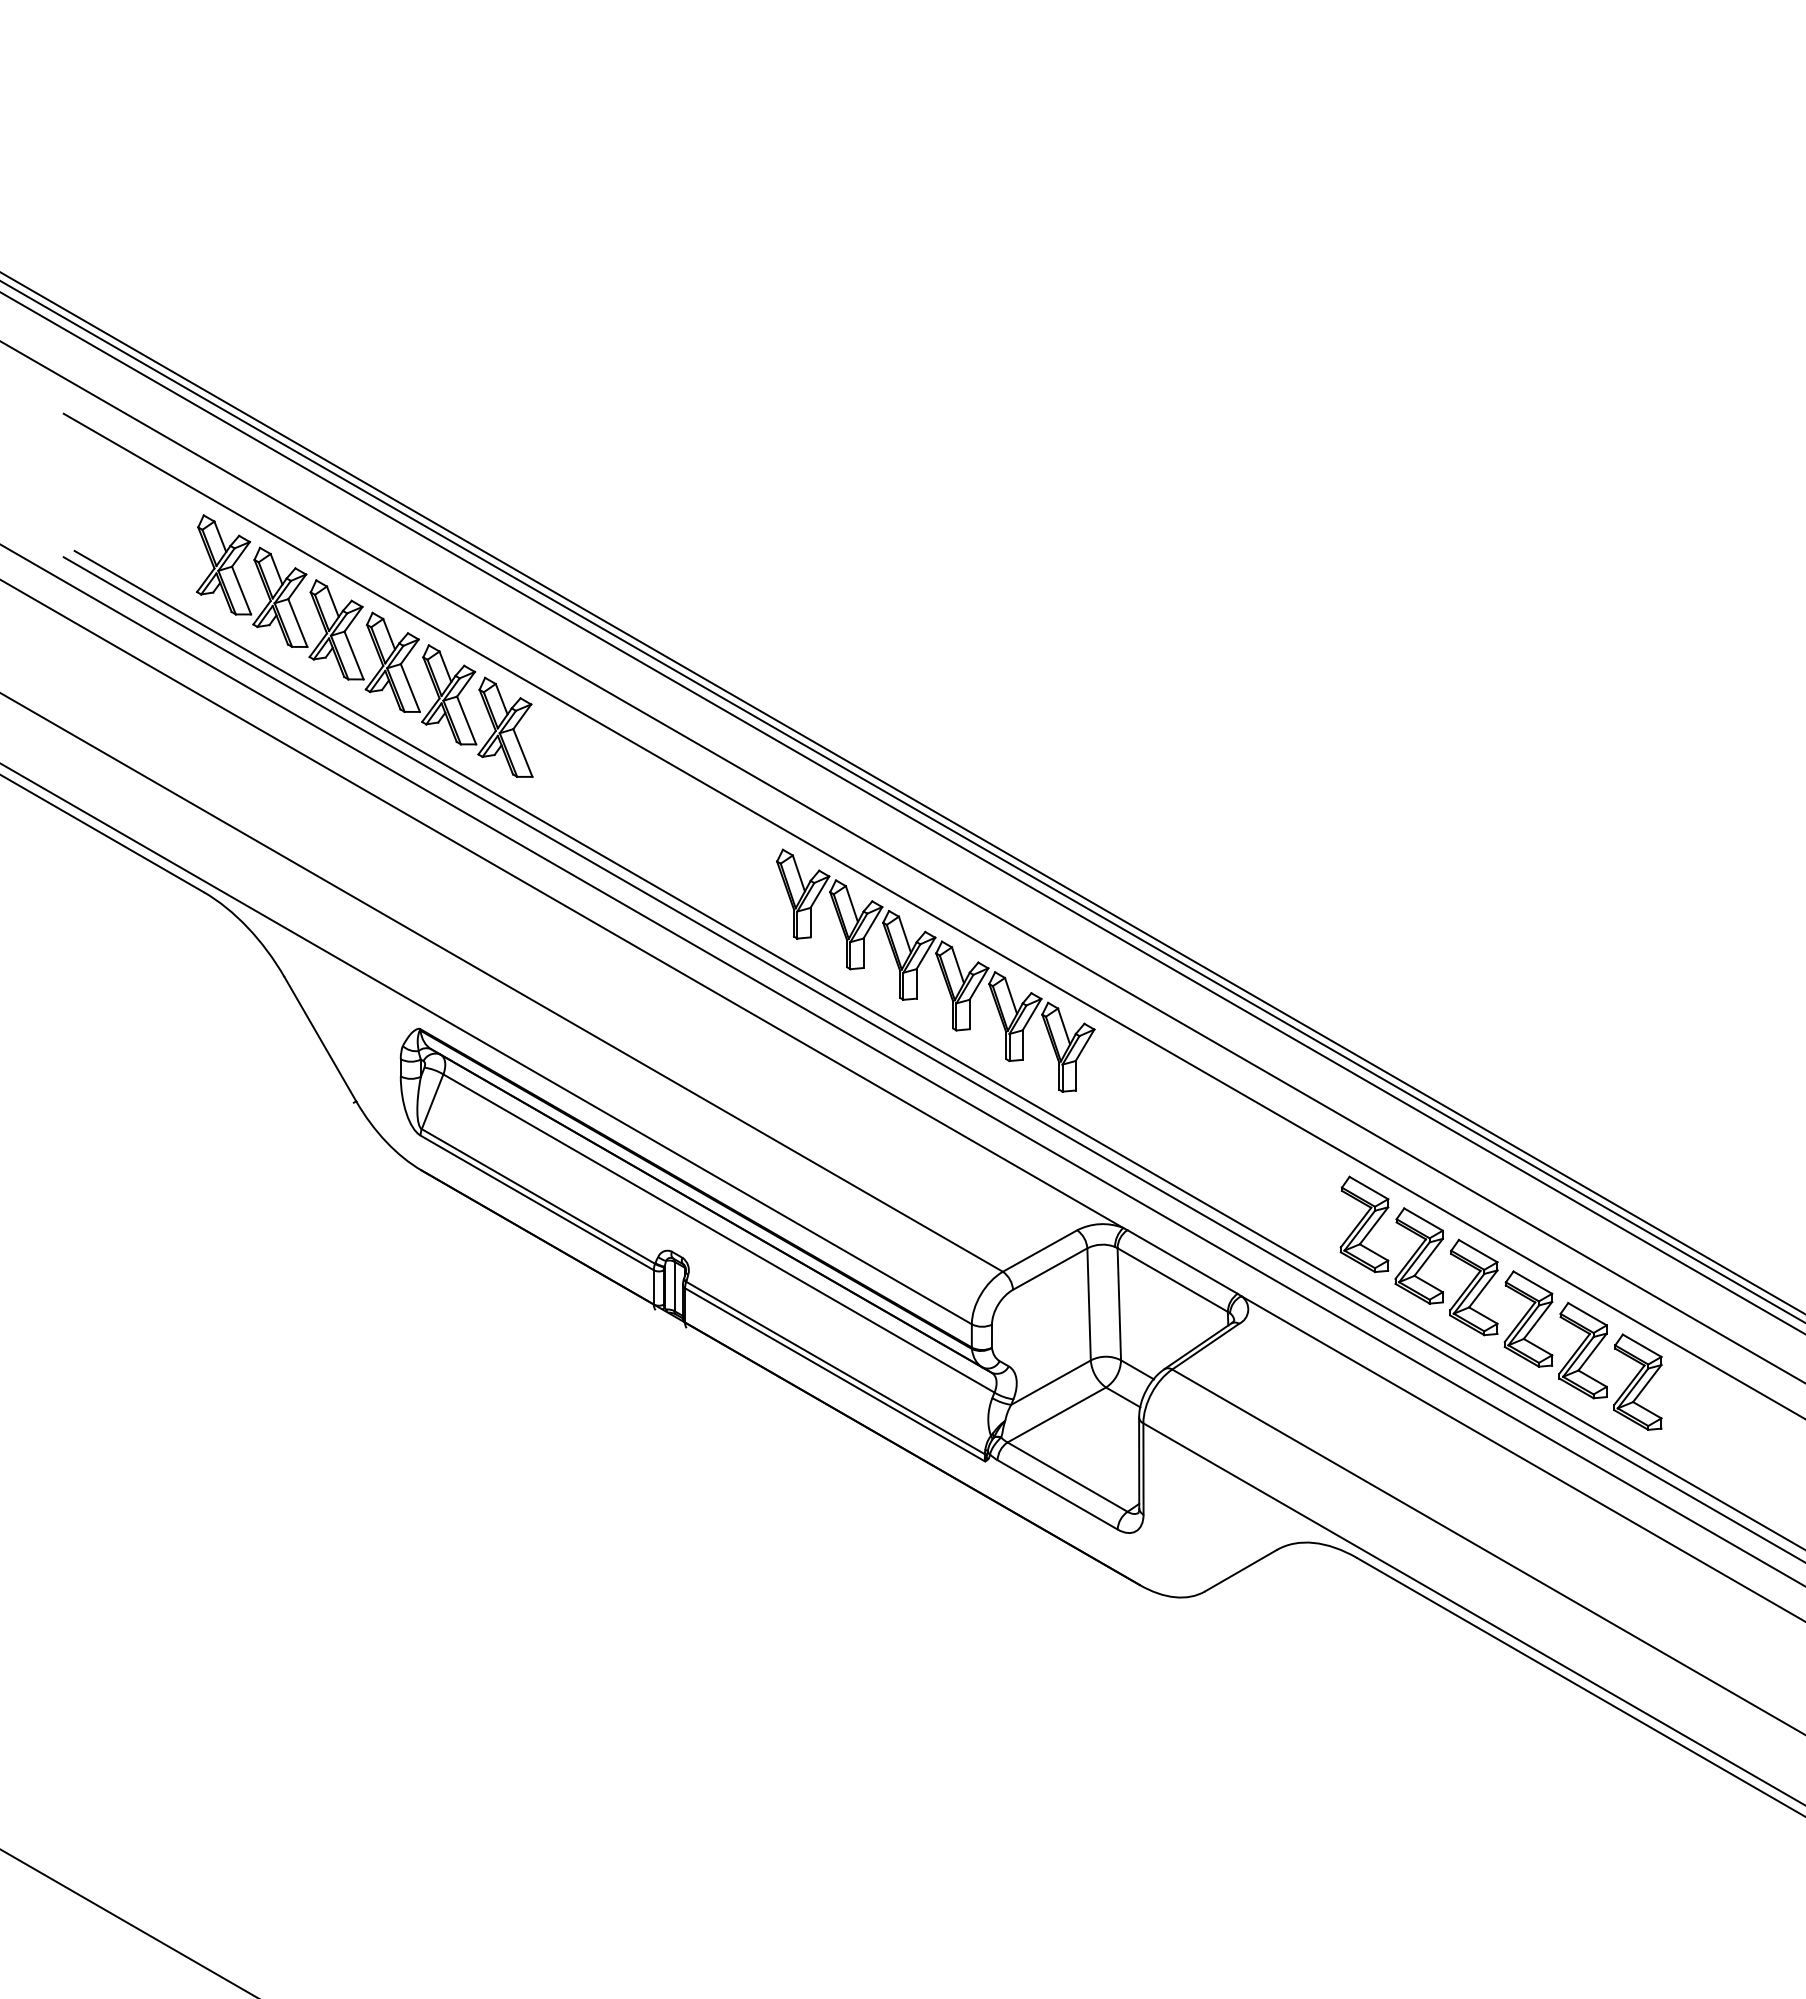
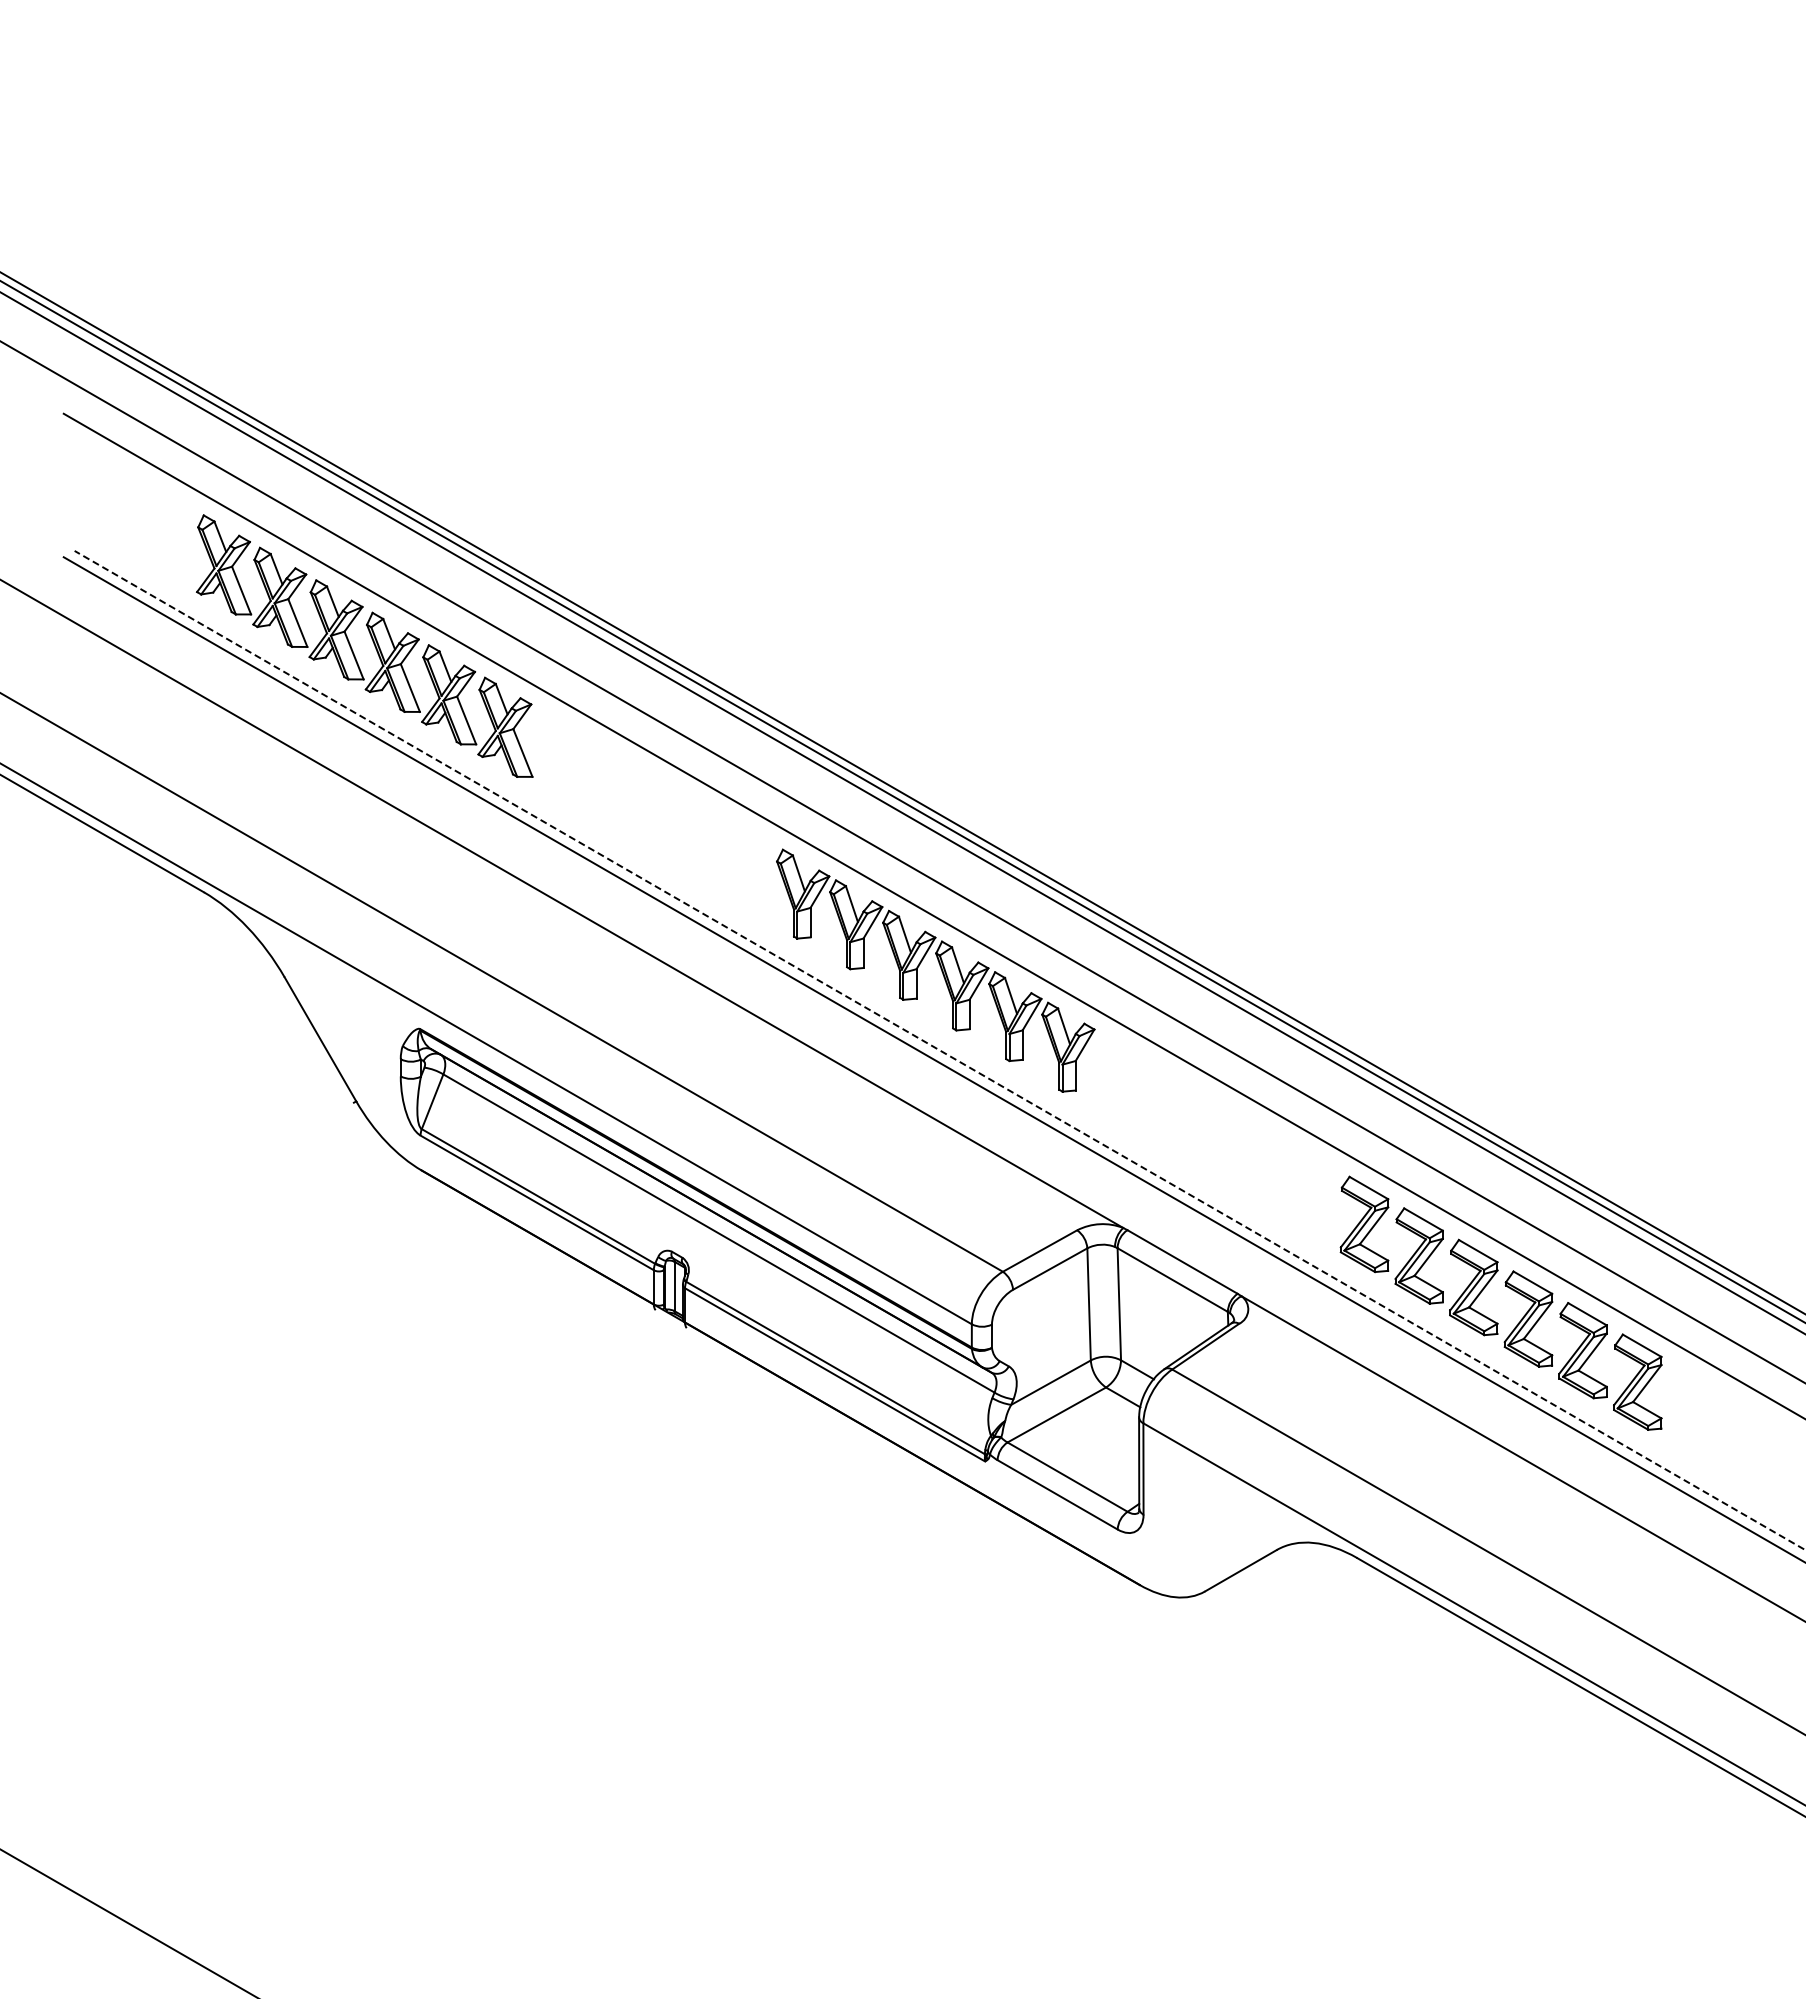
line: solid -> dashed (939, 1050)
line: present -> none (902, 1065)
